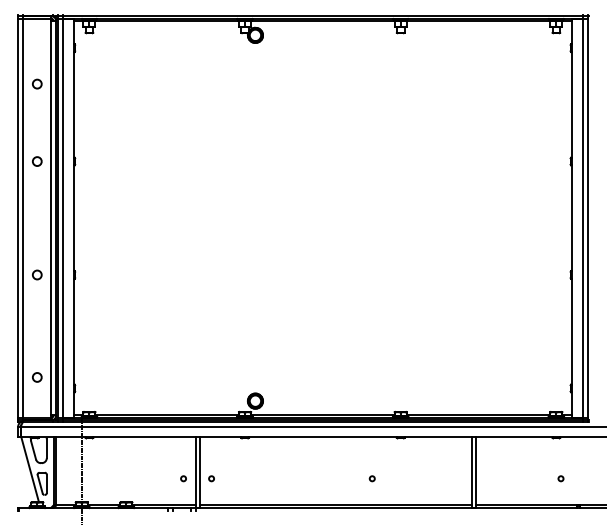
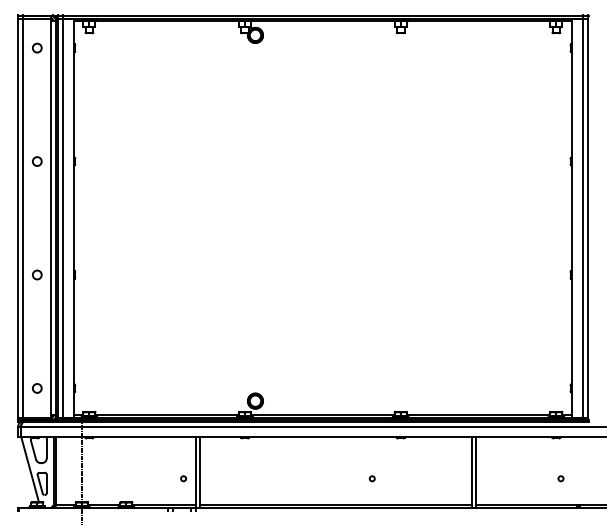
circle position: (37, 83) -> (37, 47) (37, 47)
circle position: (37, 377) -> (37, 388) (37, 388)
circle: present -> none (211, 478)
